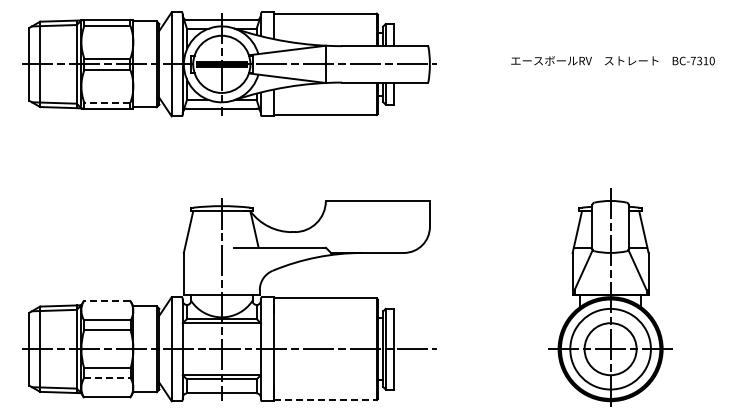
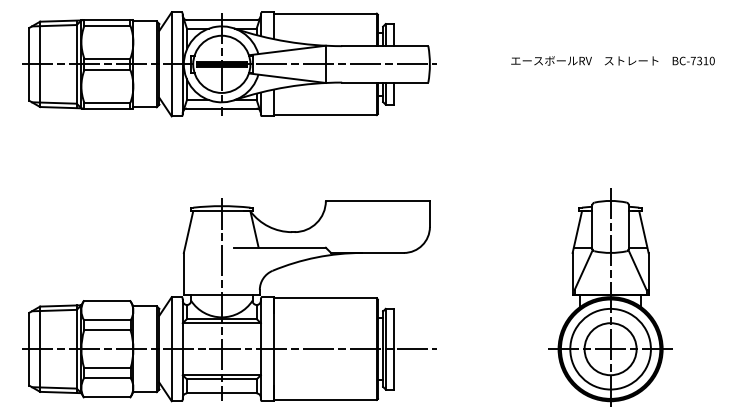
line: dashed -> solid (106, 102)
line: dashed -> solid (106, 301)
line: dashed -> solid (107, 378)
line: dashed -> solid (325, 399)
